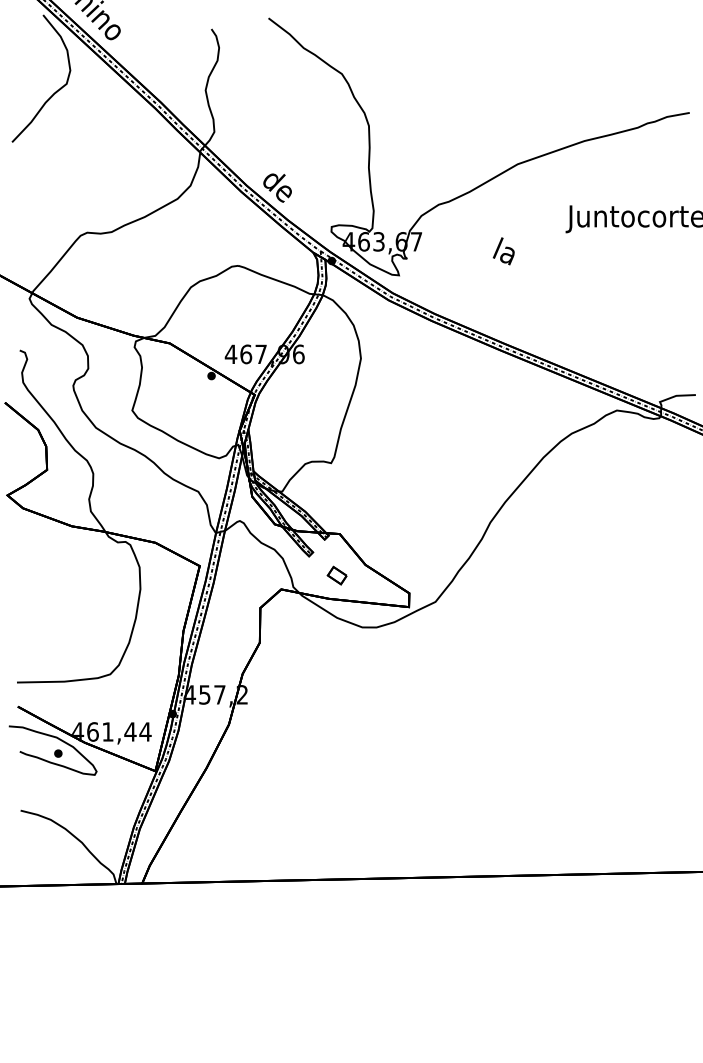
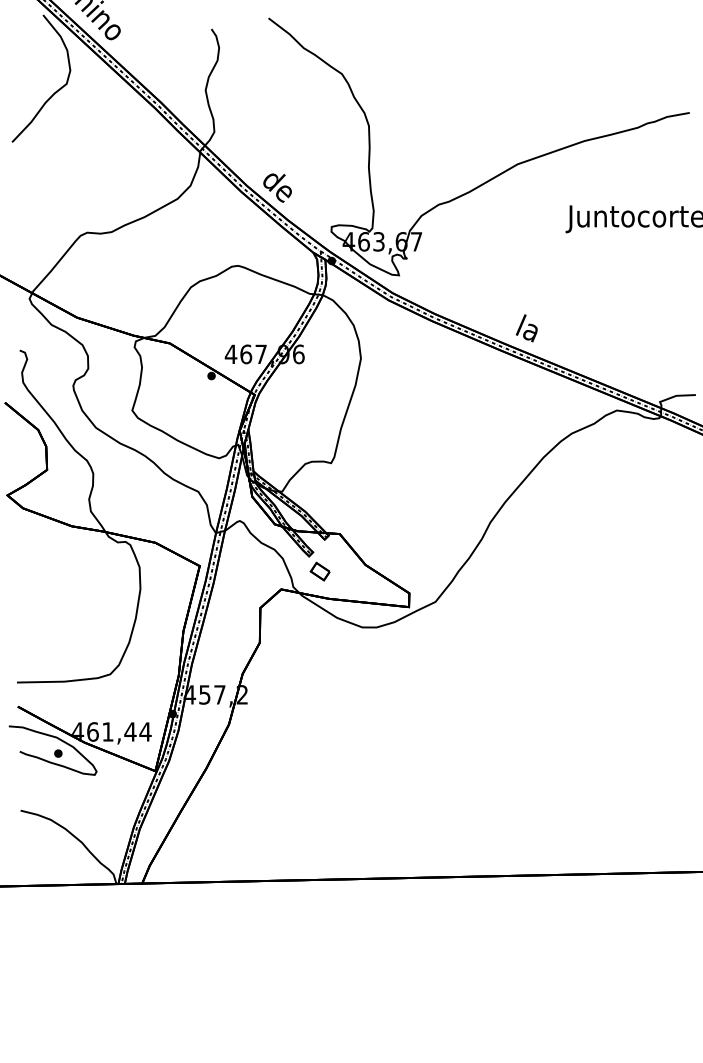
text position: (503, 251) -> (526, 328) (526, 328)
part position: (336, 575) -> (319, 571) (319, 571)
